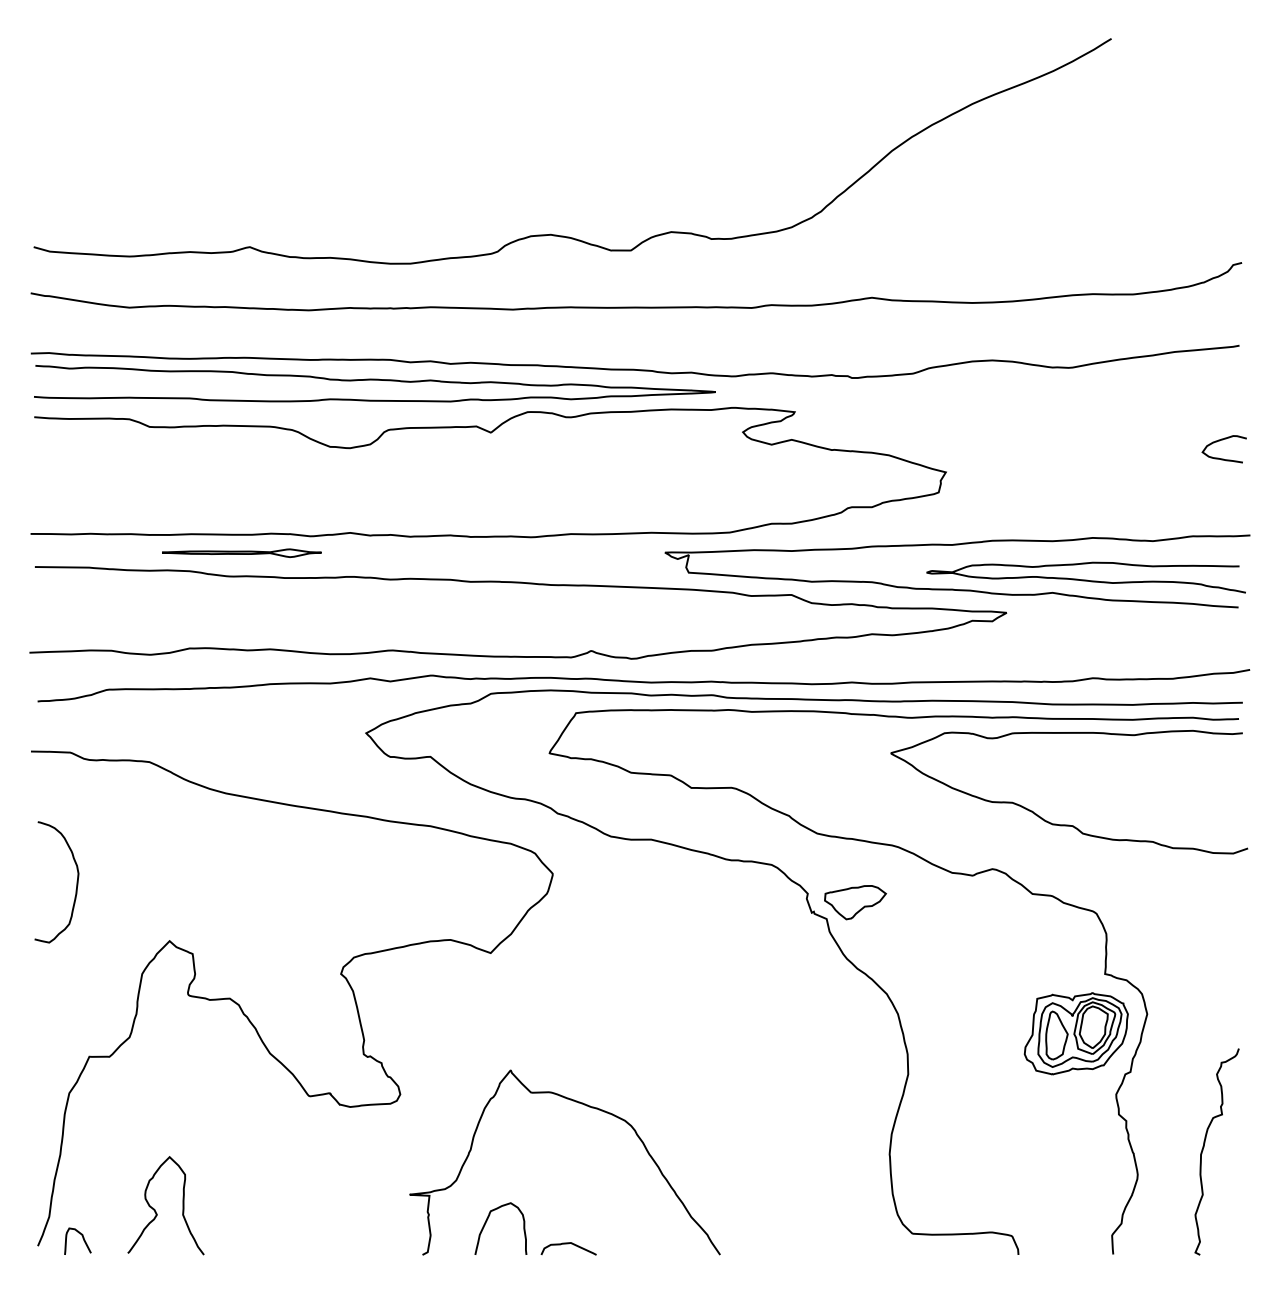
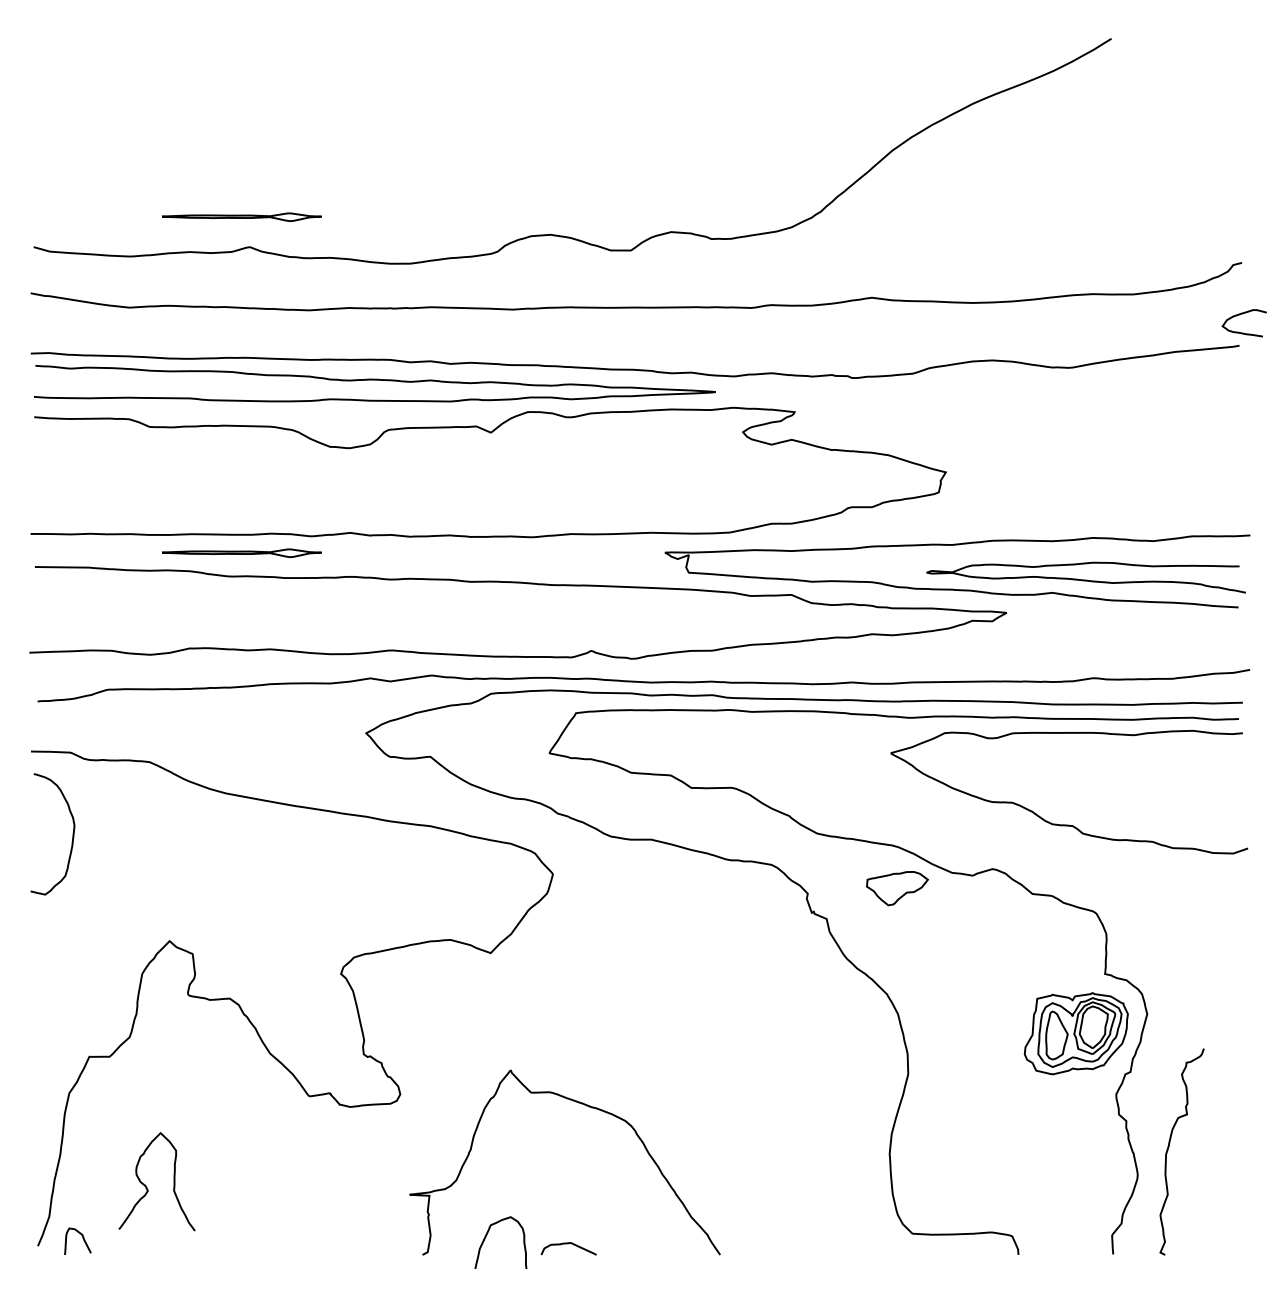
part: none -> present (241, 216)
curve position: (1219, 441) -> (1239, 315) (1239, 315)
curve position: (76, 882) -> (72, 834) (72, 834)
part position: (855, 902) -> (897, 888) (897, 888)
curve position: (1204, 1147) -> (1169, 1147) (1169, 1147)
curve position: (155, 1209) -> (146, 1185) (146, 1185)
curve position: (487, 1221) -> (487, 1235) (487, 1235)
